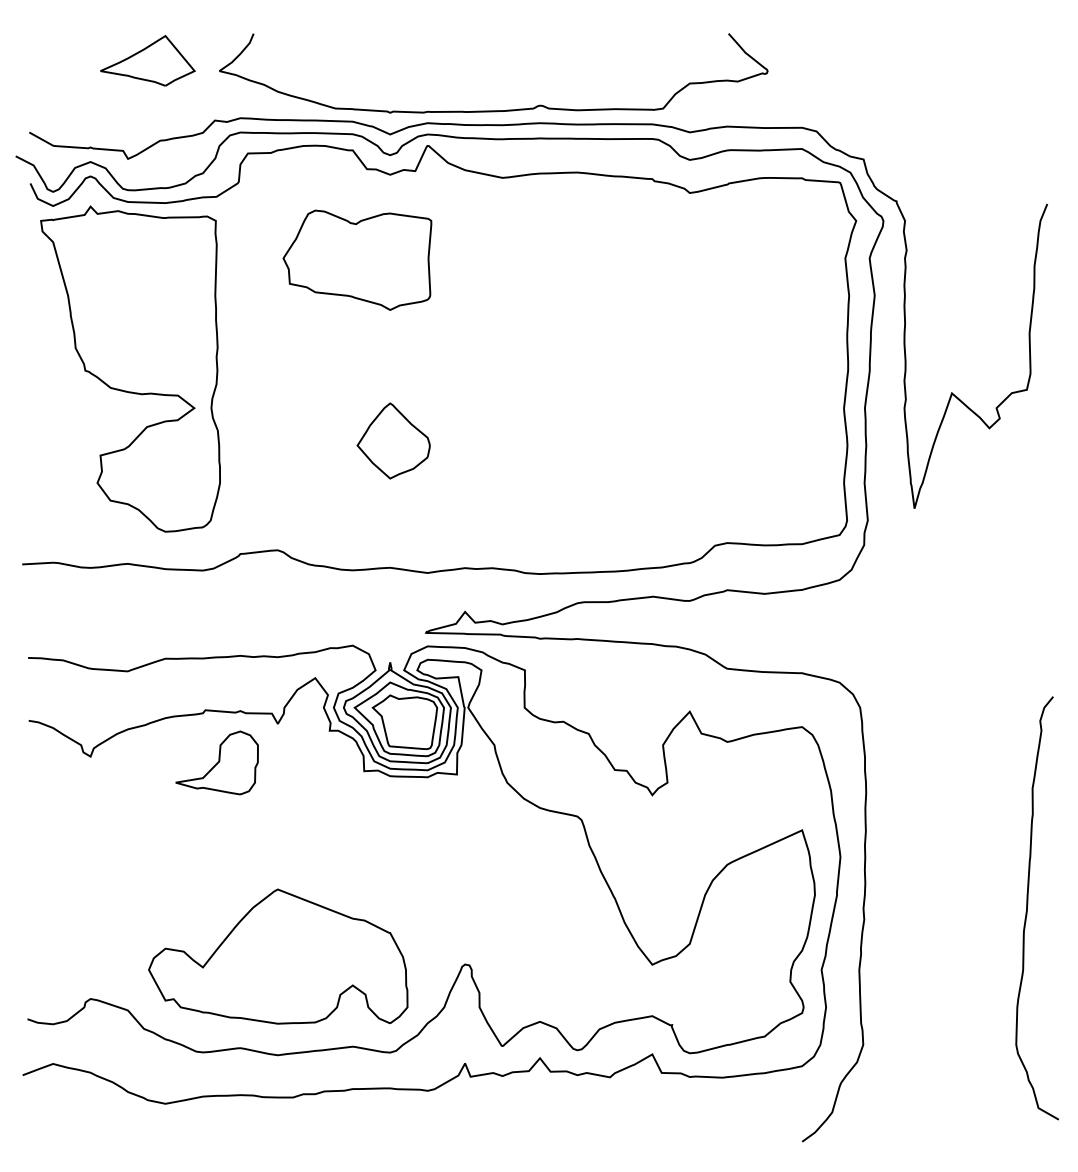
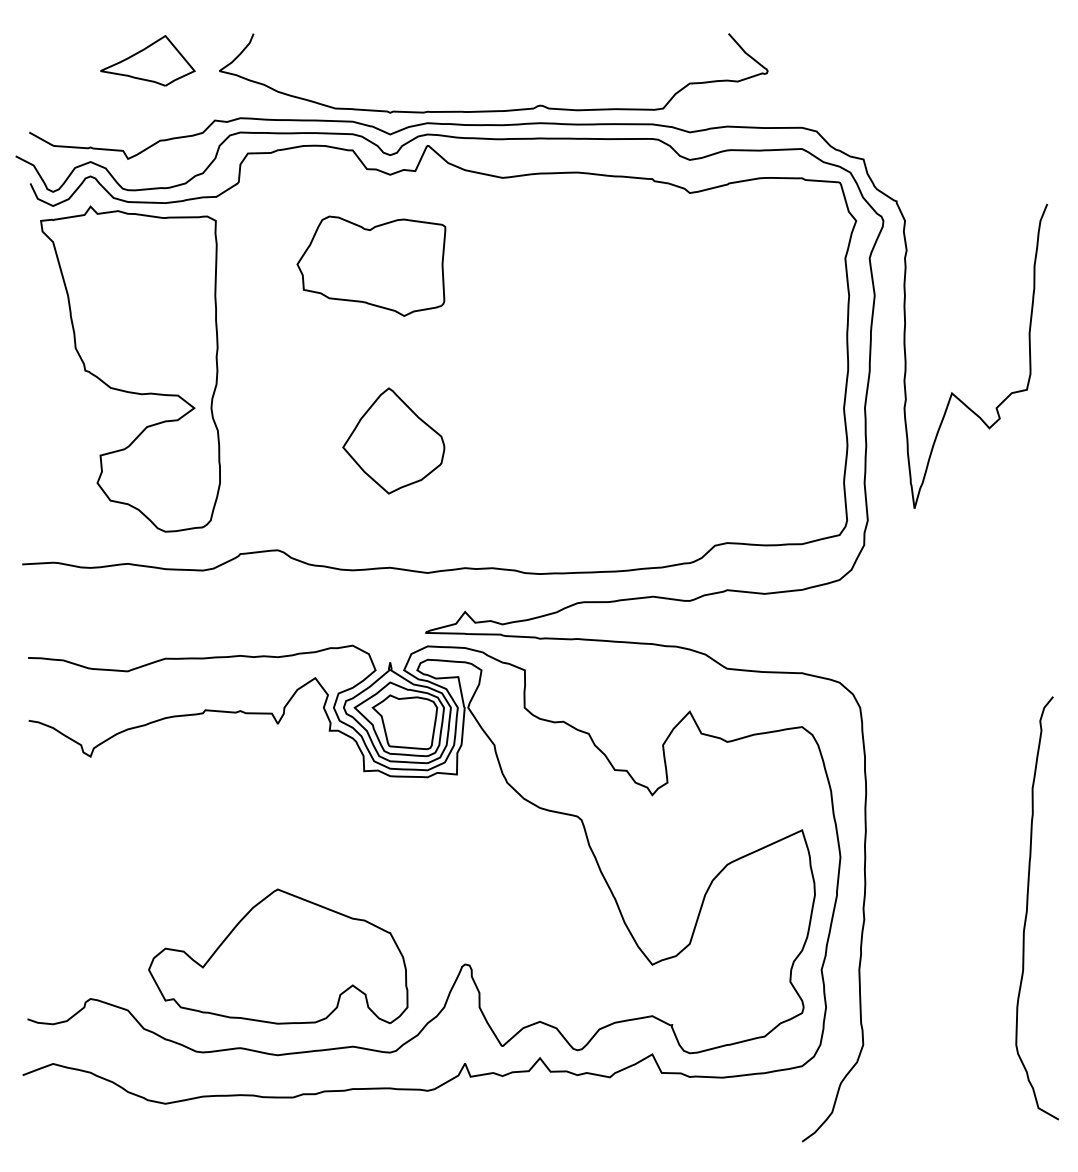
part position: (357, 259) -> (371, 265) (371, 265)
part size: 75x78 px -> 104x108 px (393, 440)
part: present -> none (216, 762)
